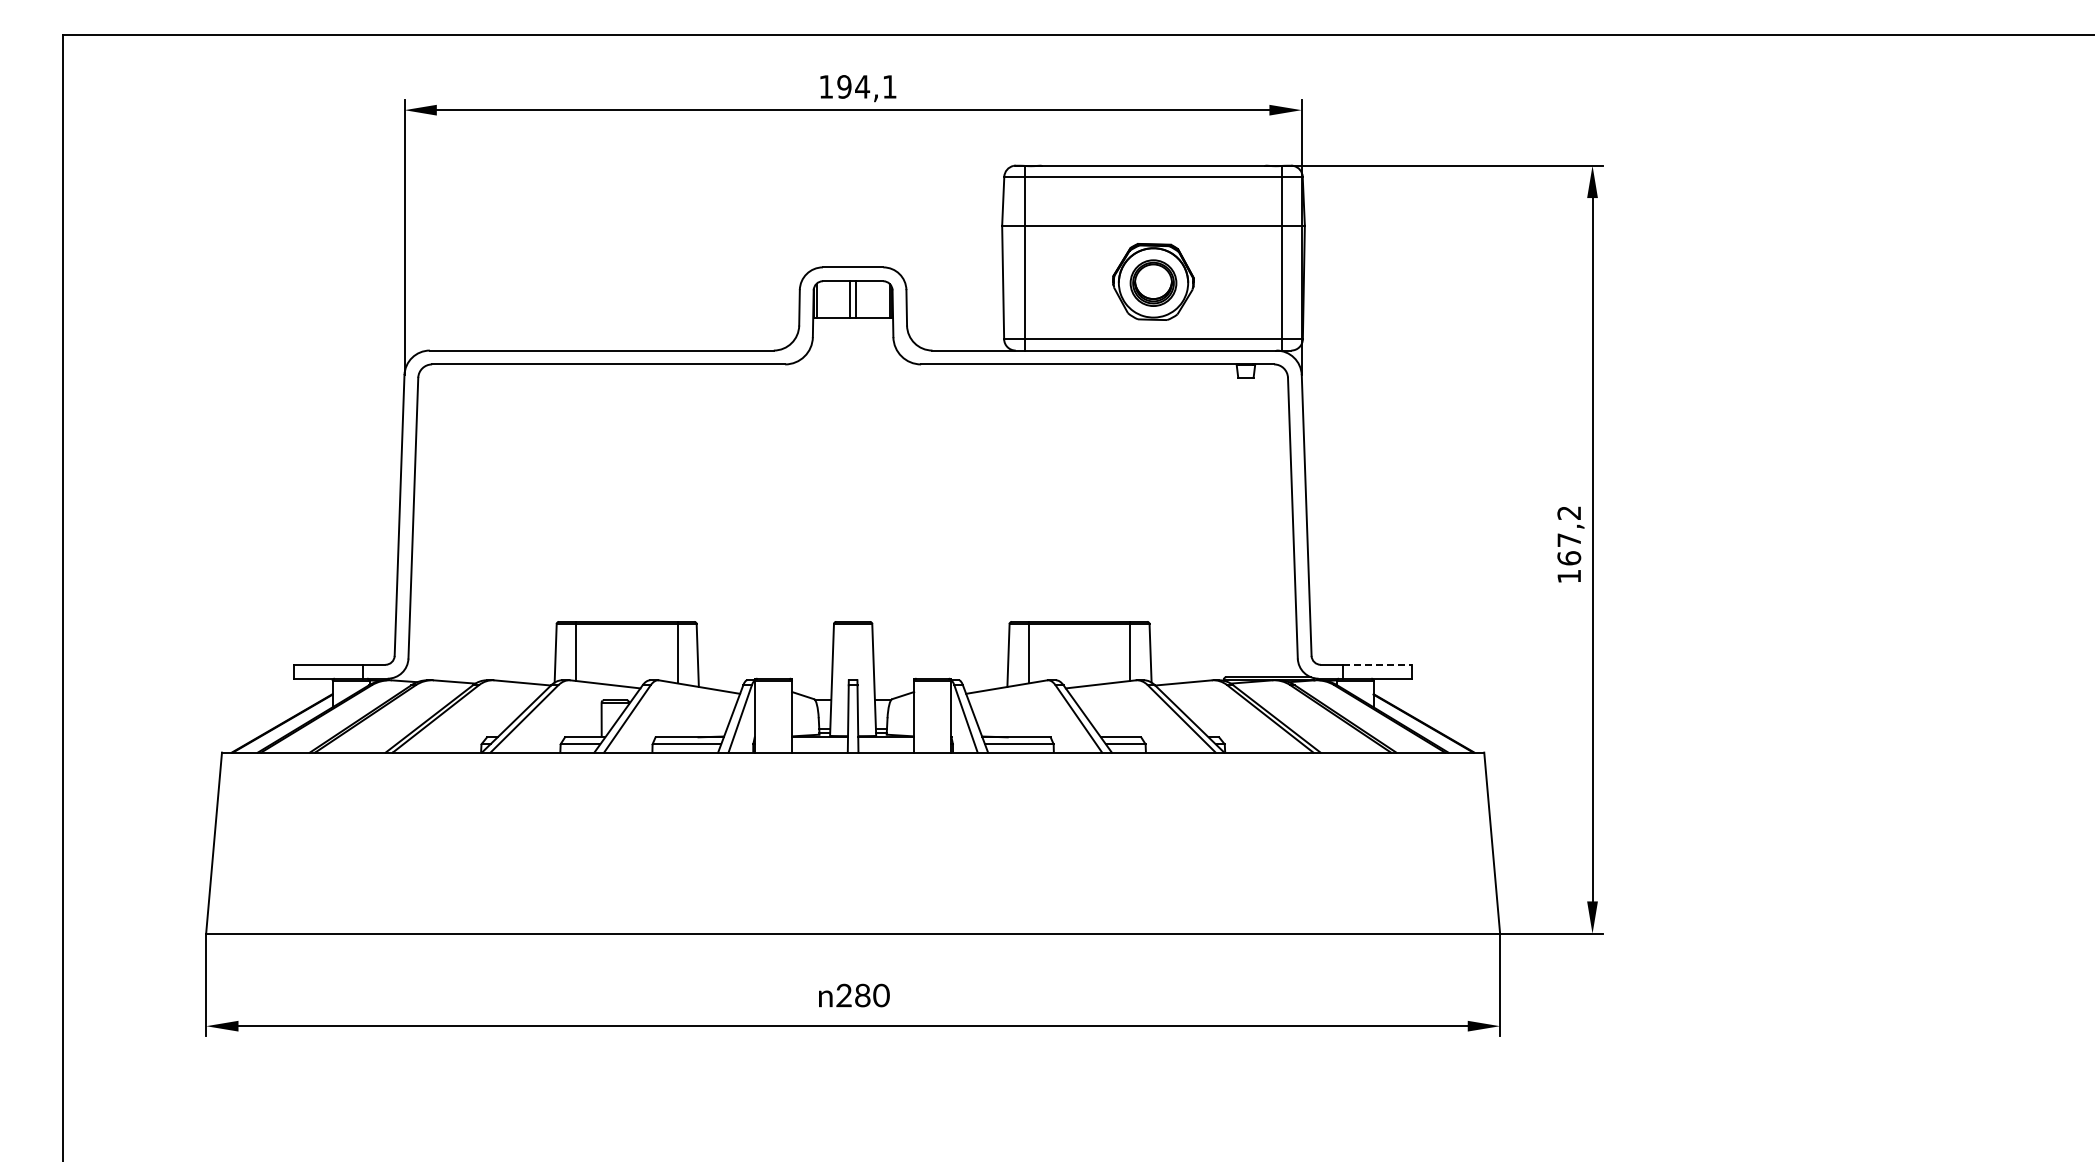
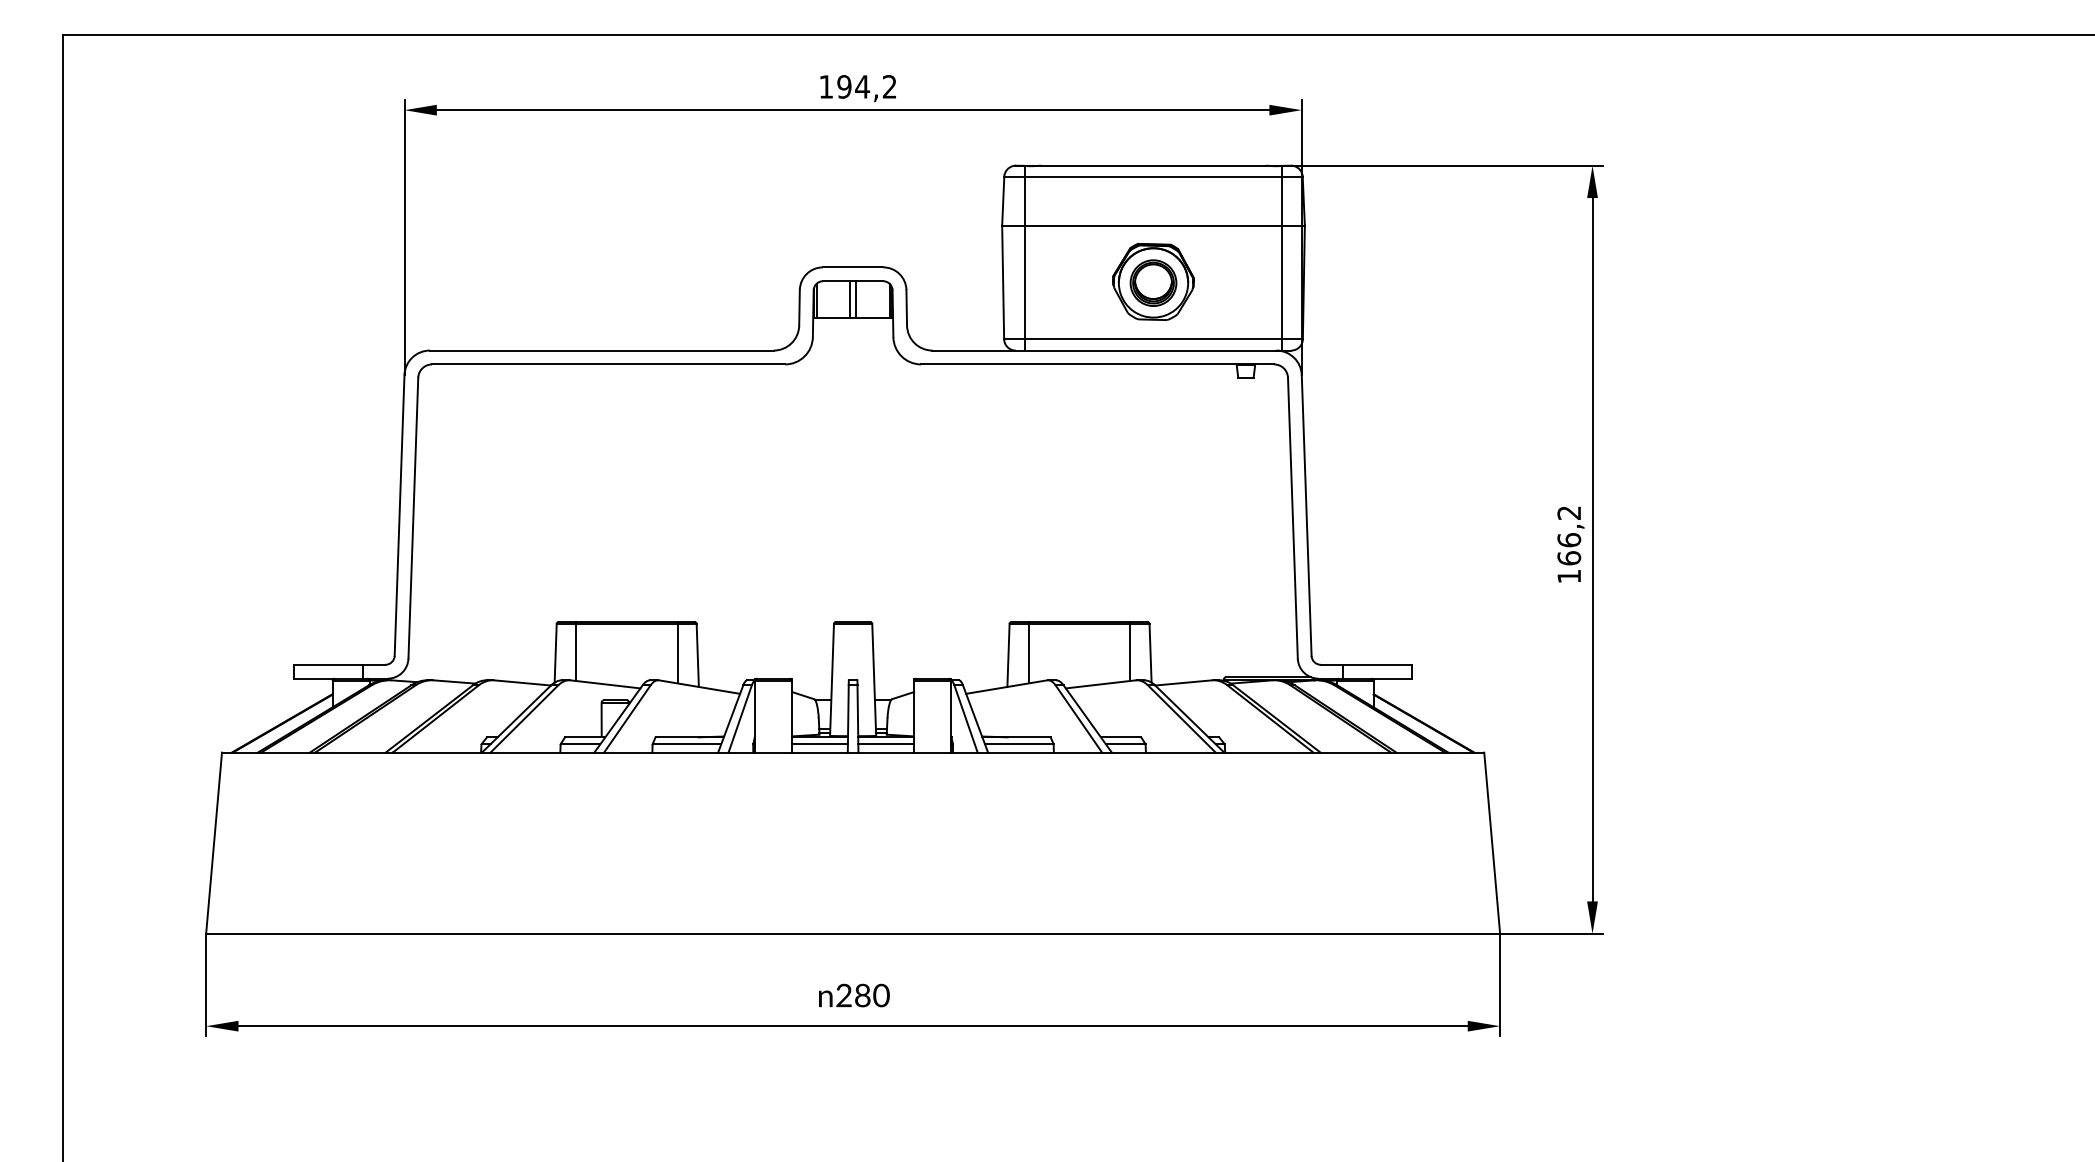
text: 194,1 -> 194,2 (889, 86)
text: 167,2 -> 166,2 (1569, 540)
line: dashed -> solid (1377, 664)
line: none -> present (819, 744)
line: none -> present (886, 744)
